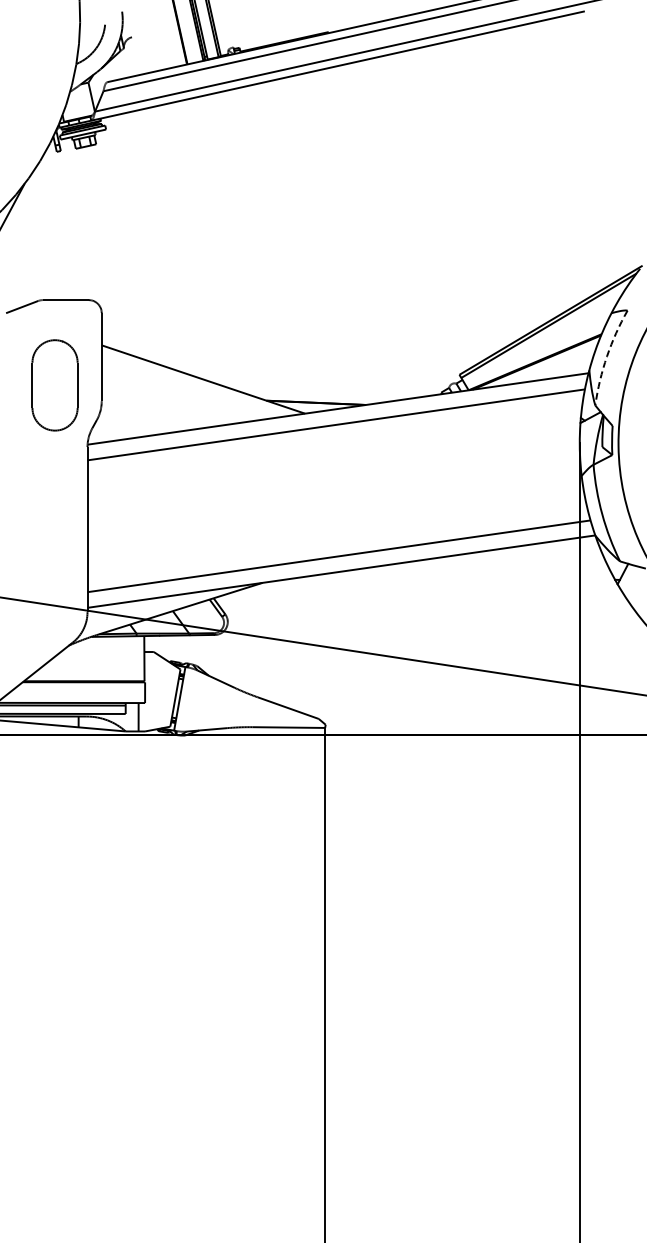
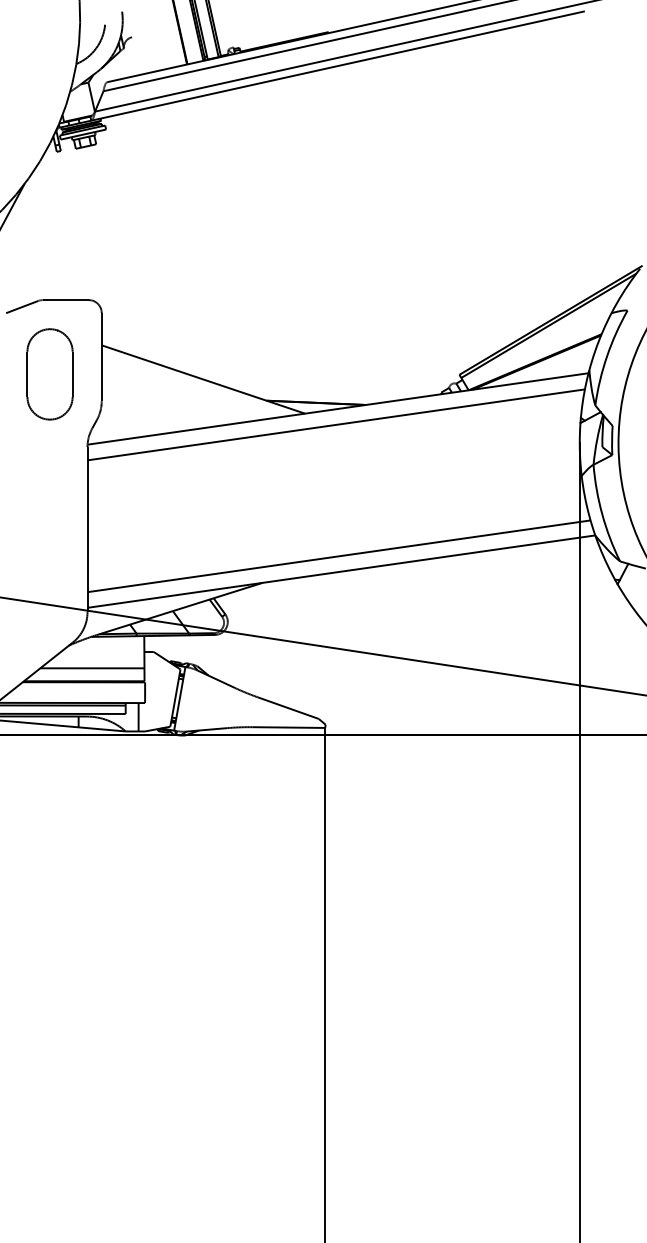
arc: dashed -> solid (607, 356)
part position: (54, 385) -> (49, 374) (49, 374)
line: none -> present (92, 668)
